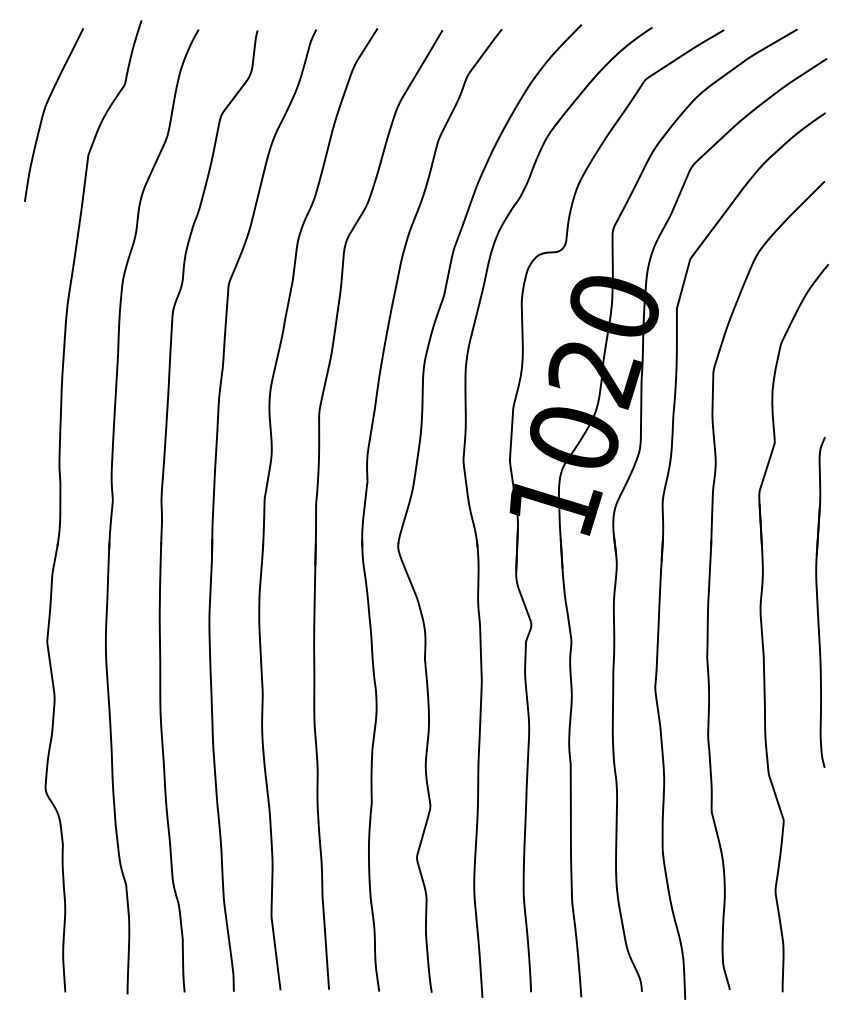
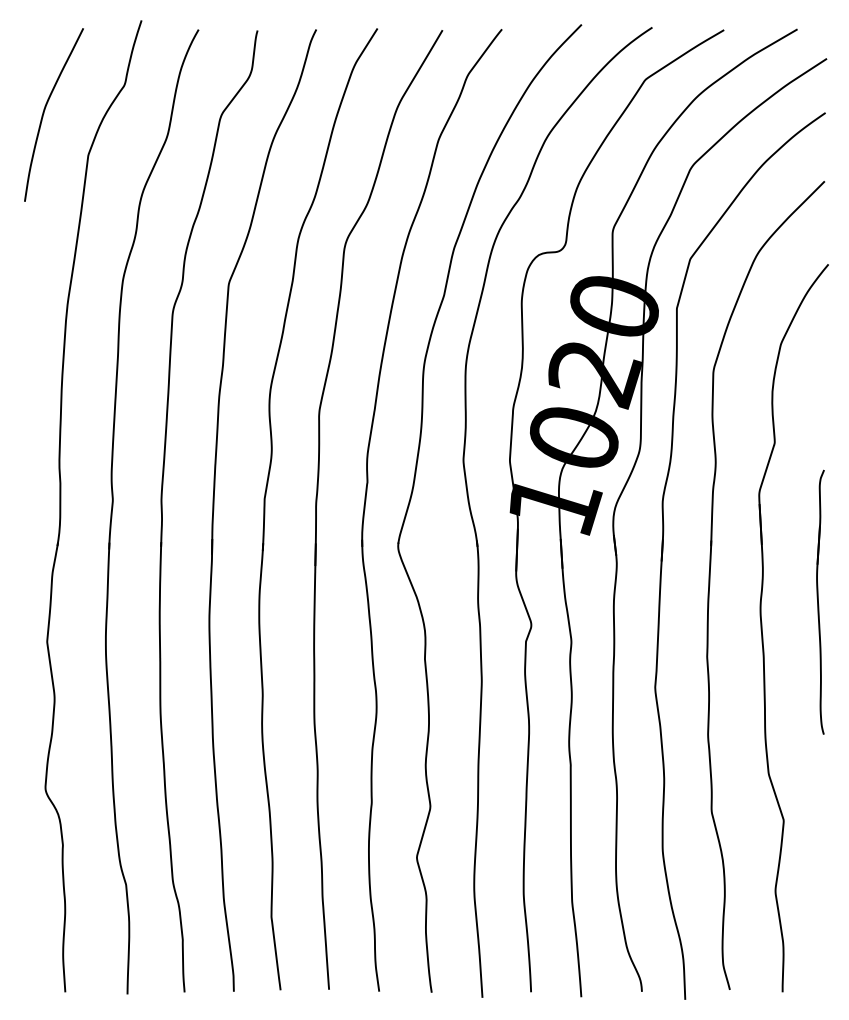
part size: 11x332 px -> 9x266 px (820, 601)
